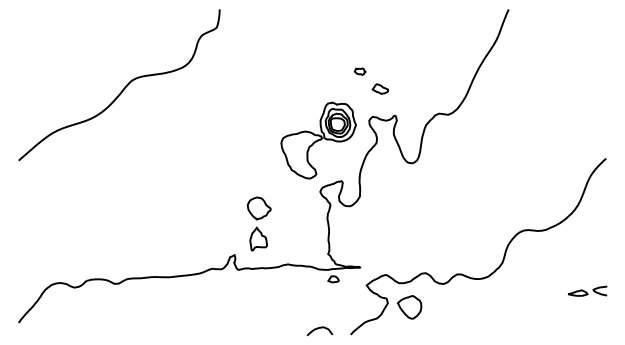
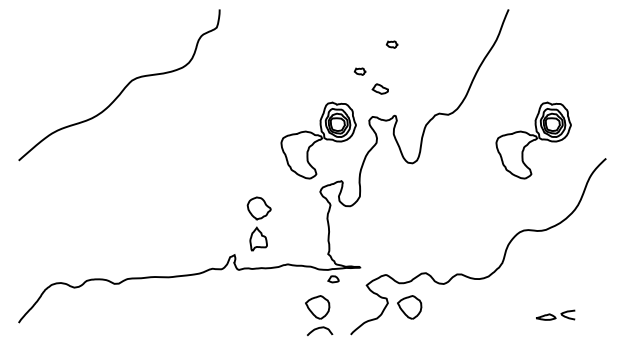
part: none -> present (391, 44)
part: none -> present (533, 140)
part position: (587, 290) -> (555, 314) (555, 314)
part: none -> present (317, 307)
